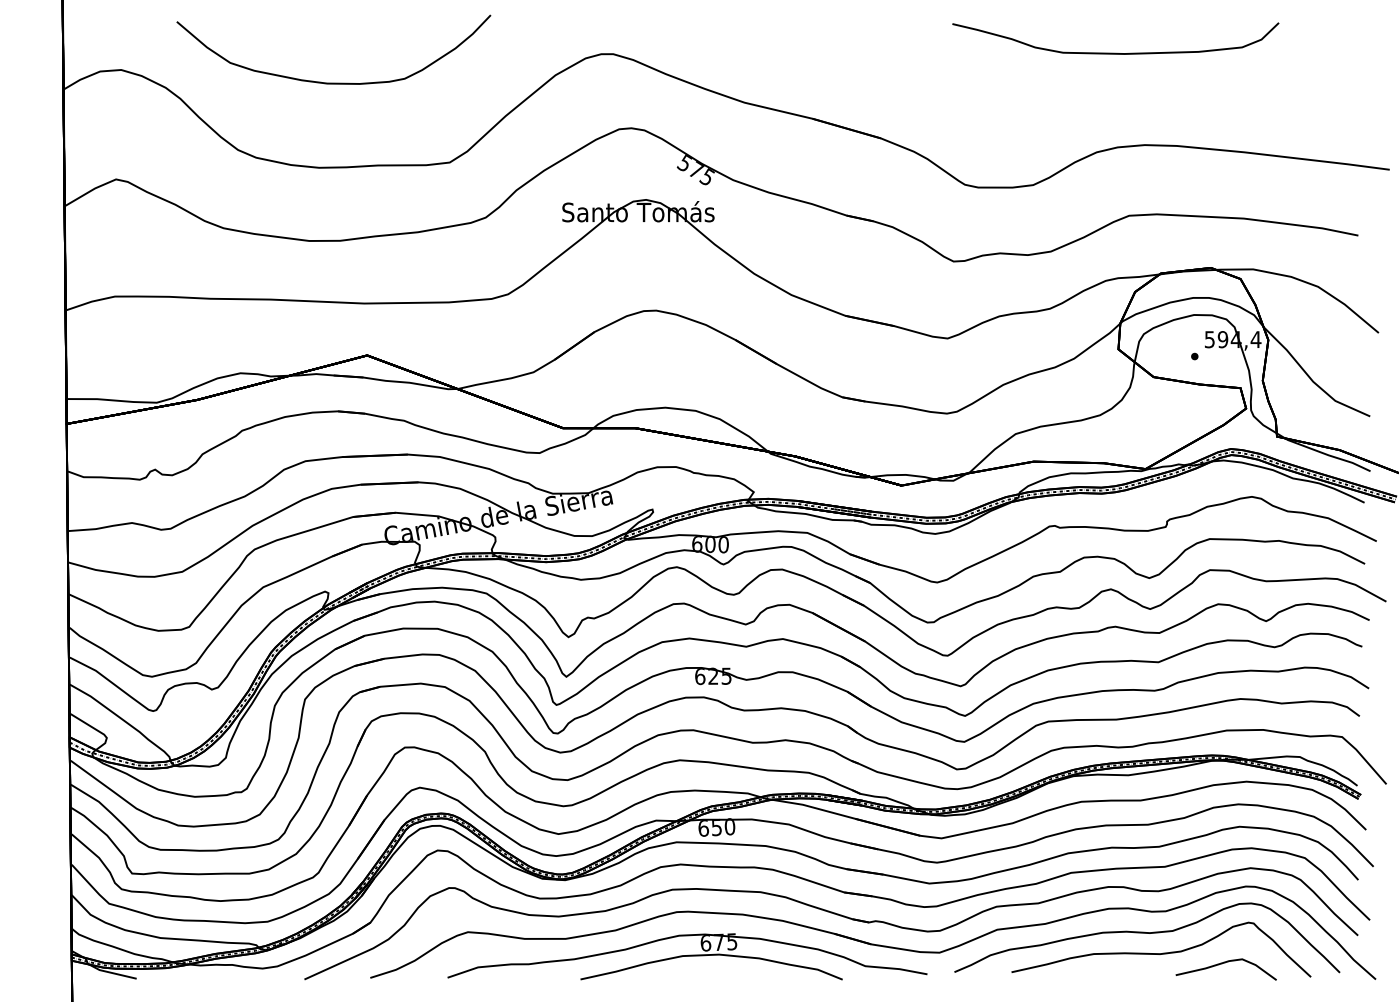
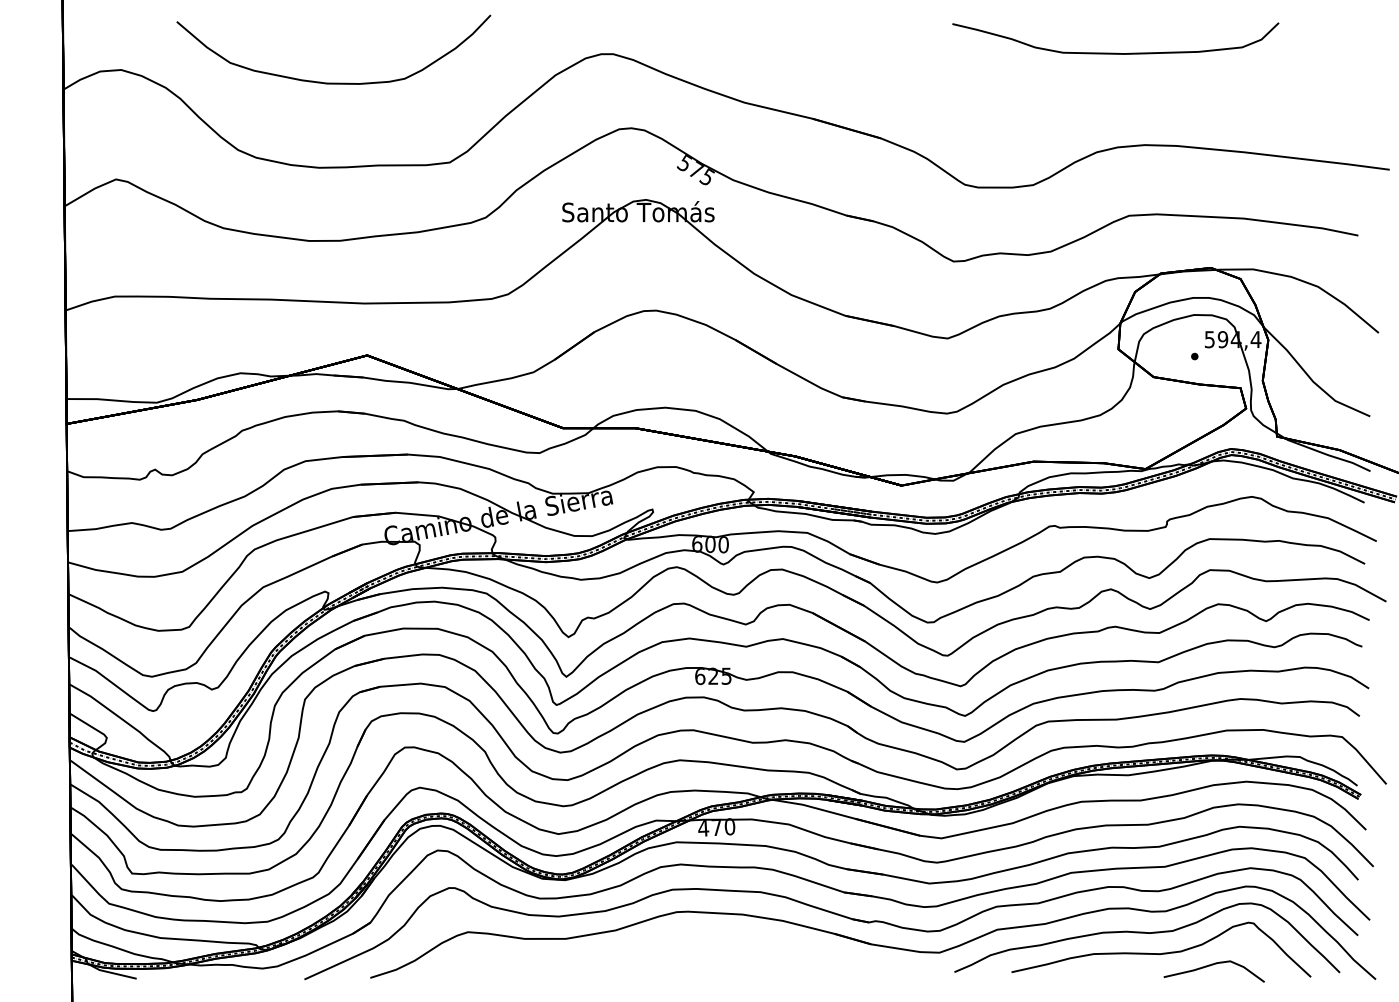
text: 650 -> 470 (709, 828)
part: present -> none (687, 956)
curve position: (1222, 964) -> (1210, 966) (1210, 966)
